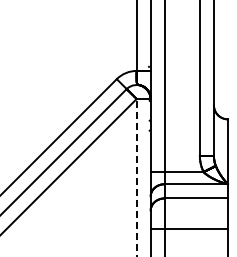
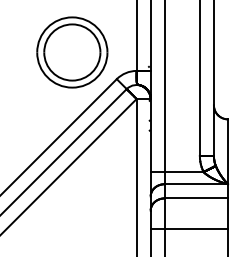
part: none -> present (72, 52)
line: dashed -> solid (136, 177)
